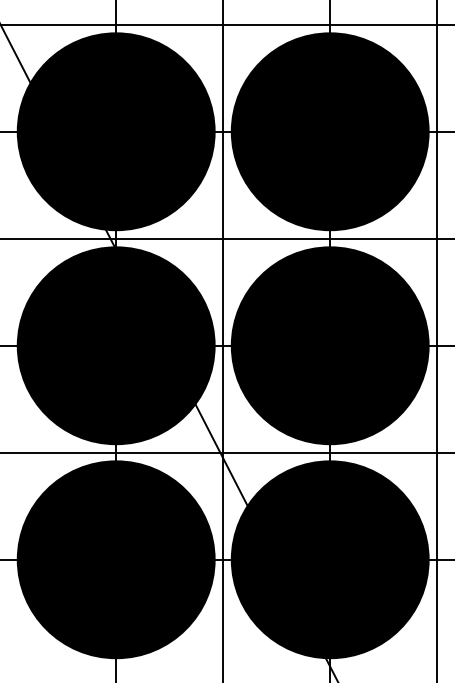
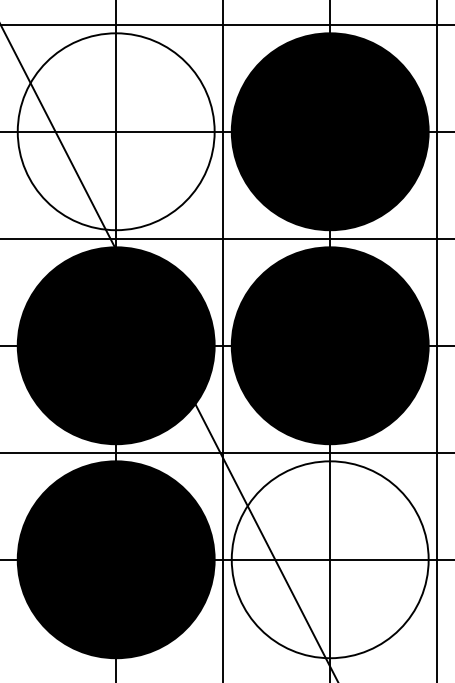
fill: present -> none (115, 131)
fill: present -> none (329, 559)
